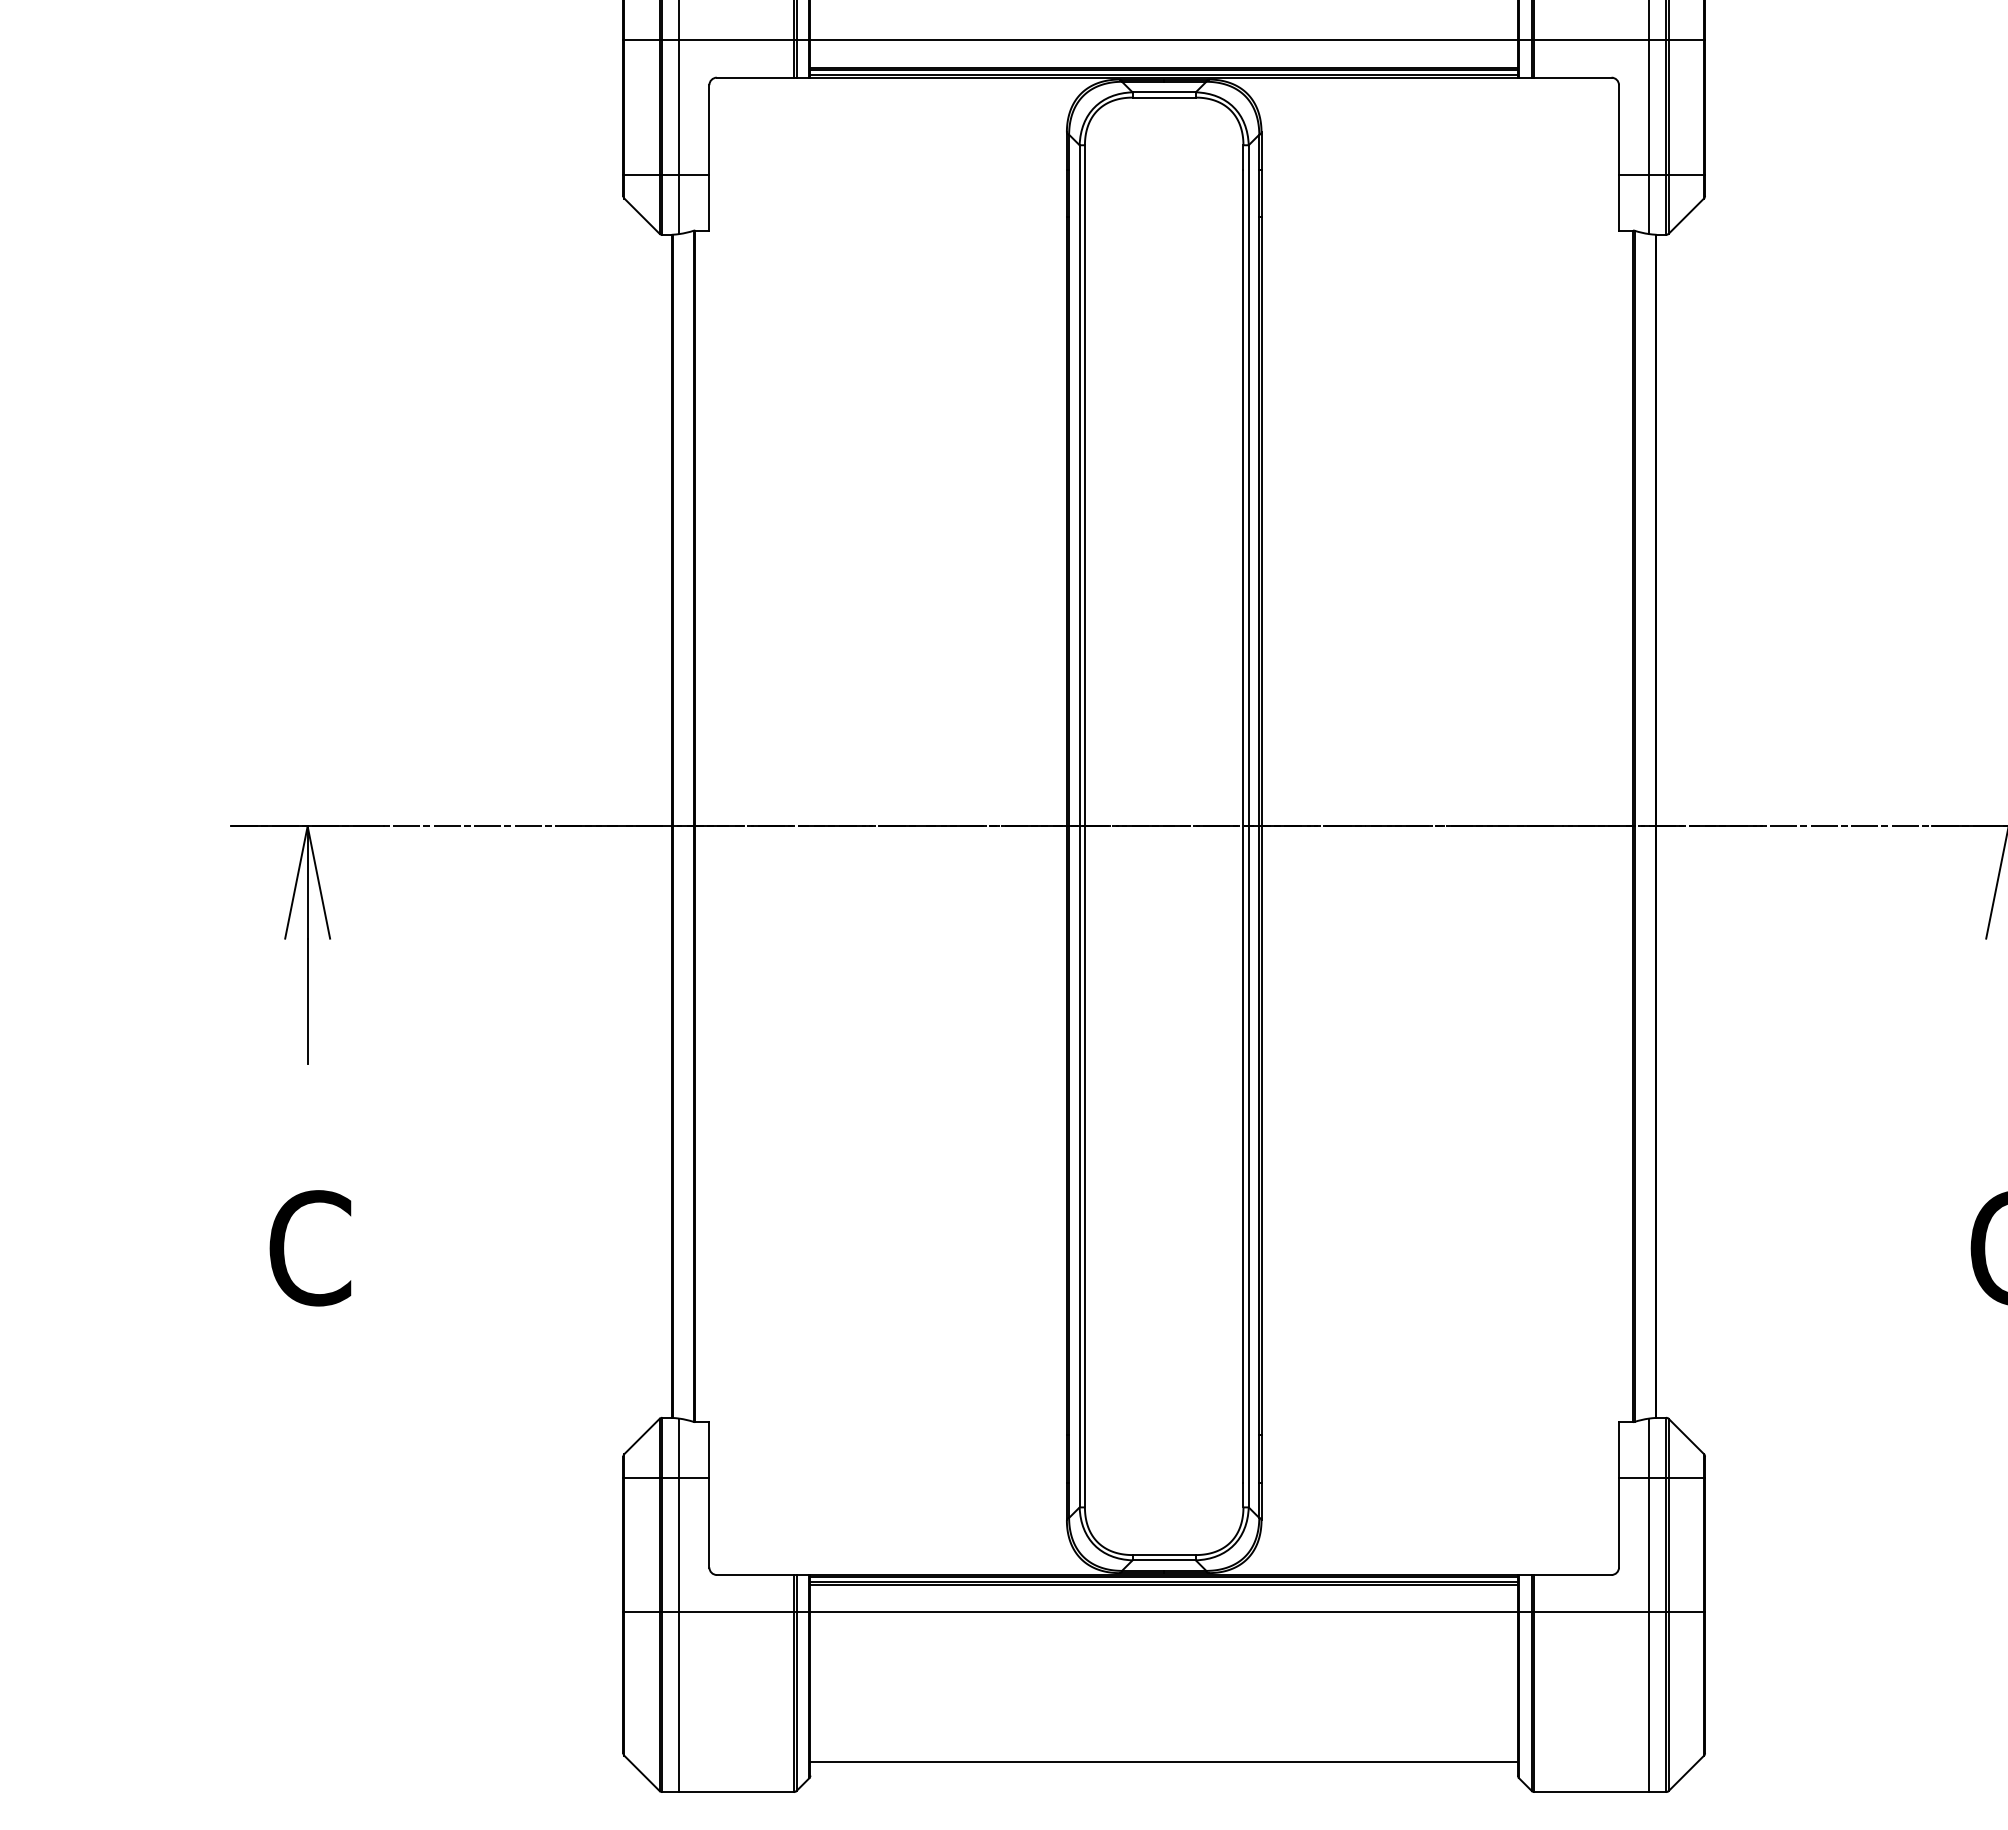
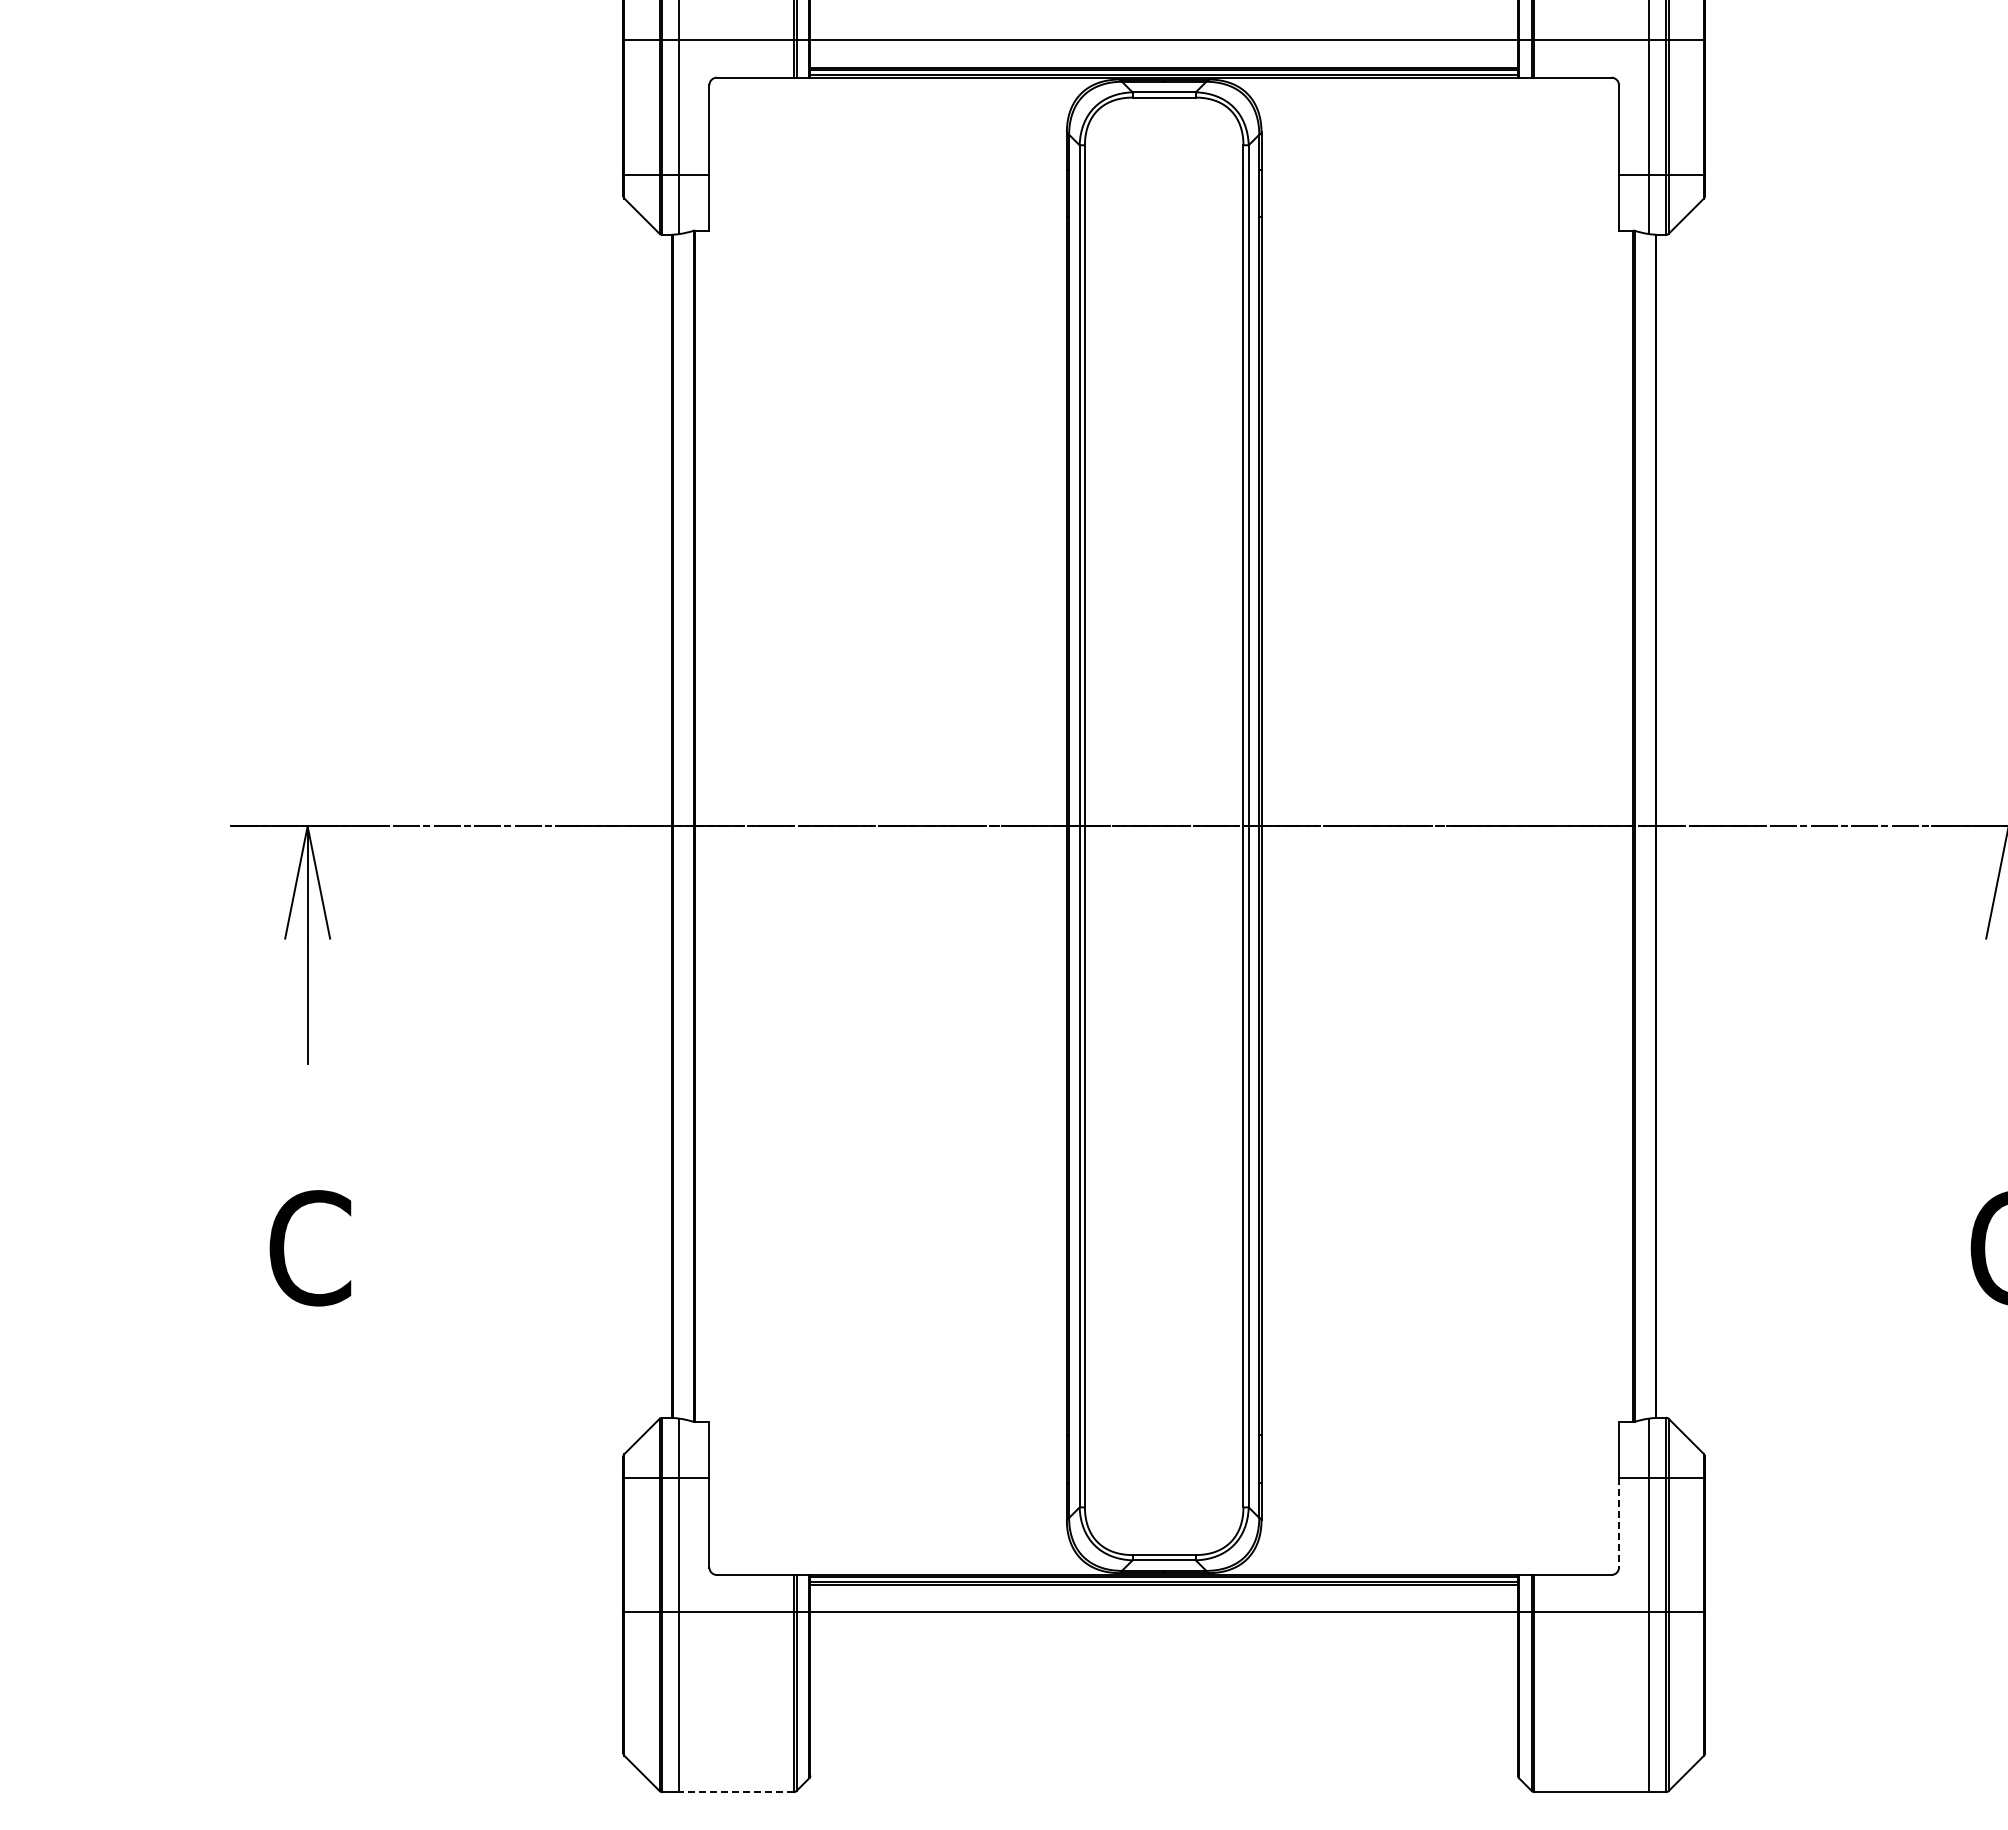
line: solid -> dashed (1619, 1522)
line: present -> none (1163, 1762)
line: solid -> dashed (736, 1792)
